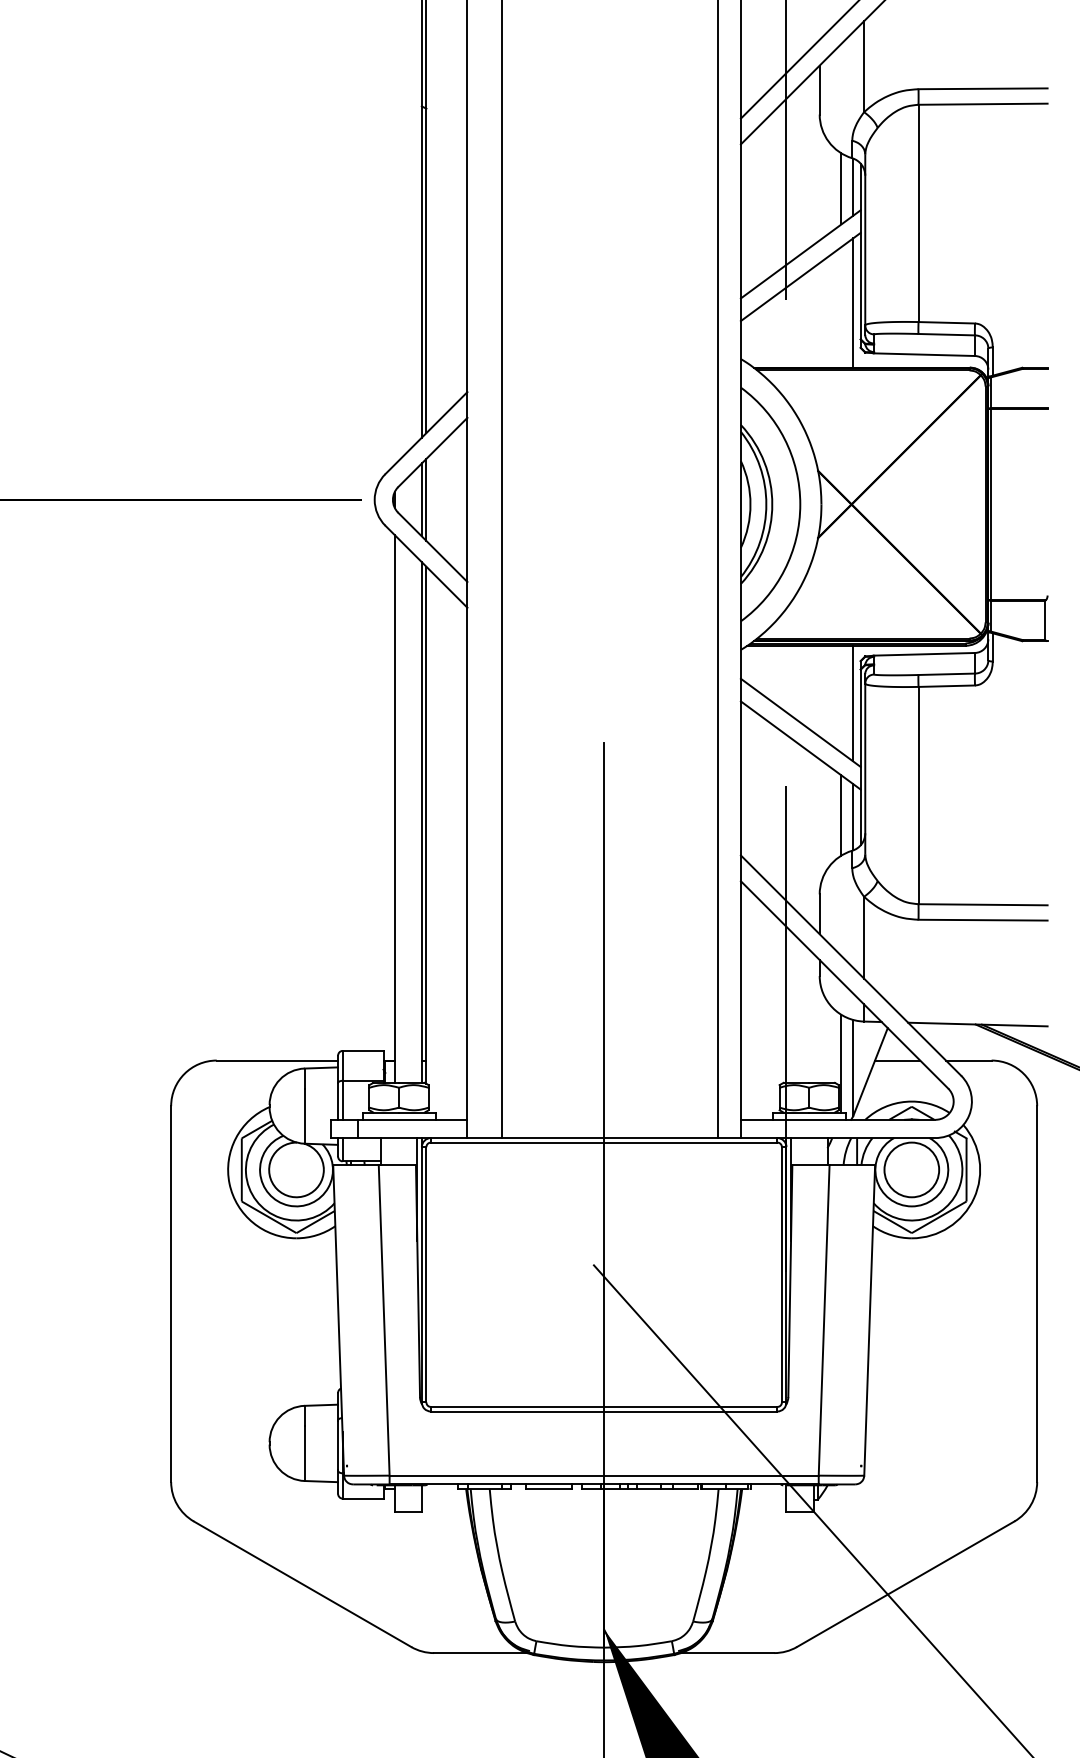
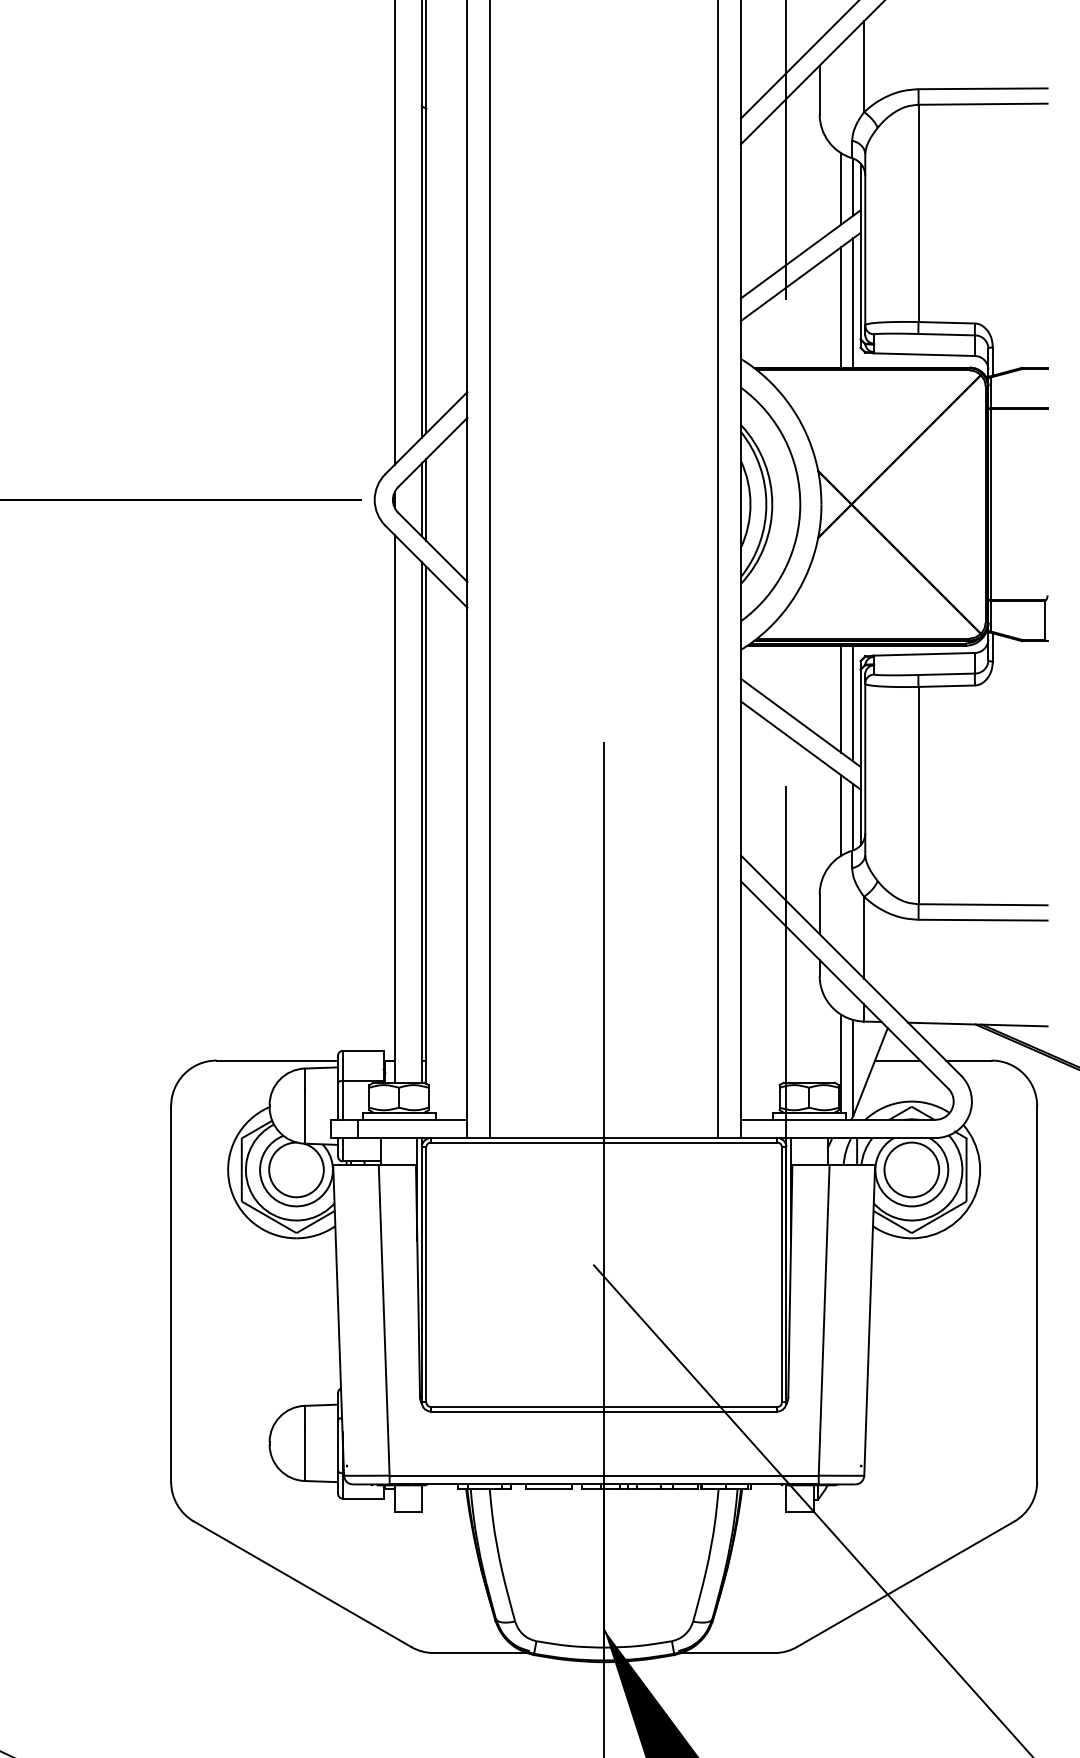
line: none -> present (394, 233)
line: none -> present (841, 307)
line position: (502, 570) -> (490, 570) (490, 570)
line: none -> present (841, 698)
